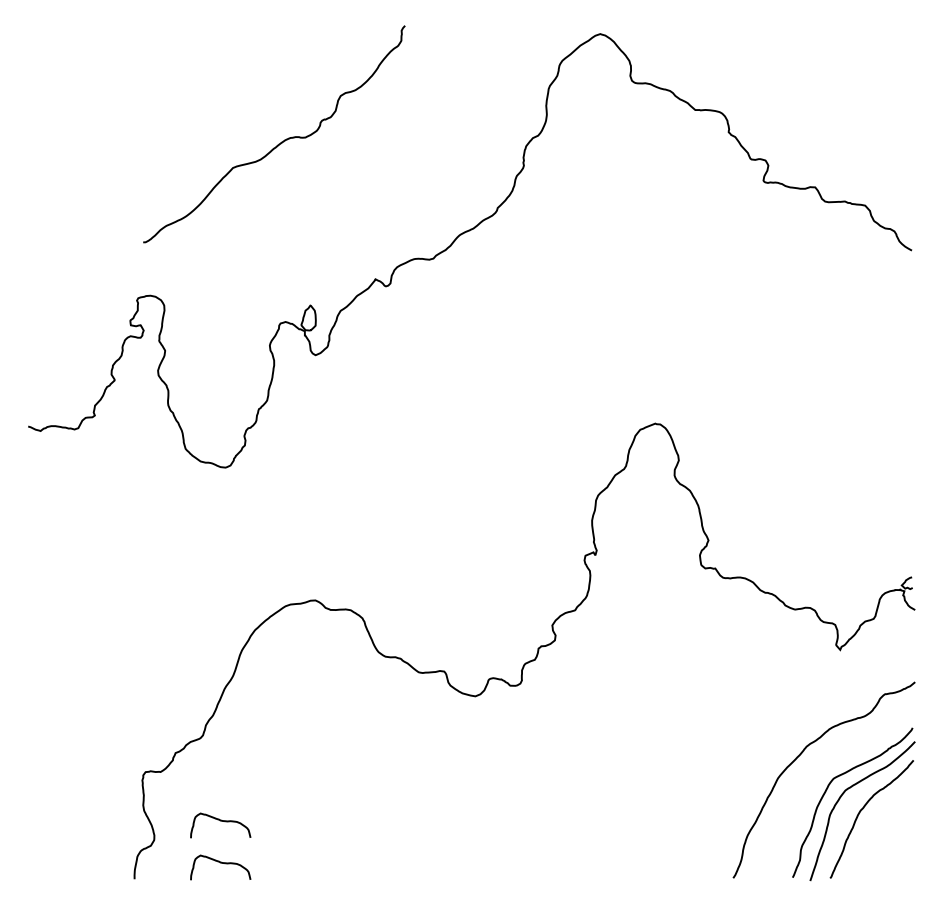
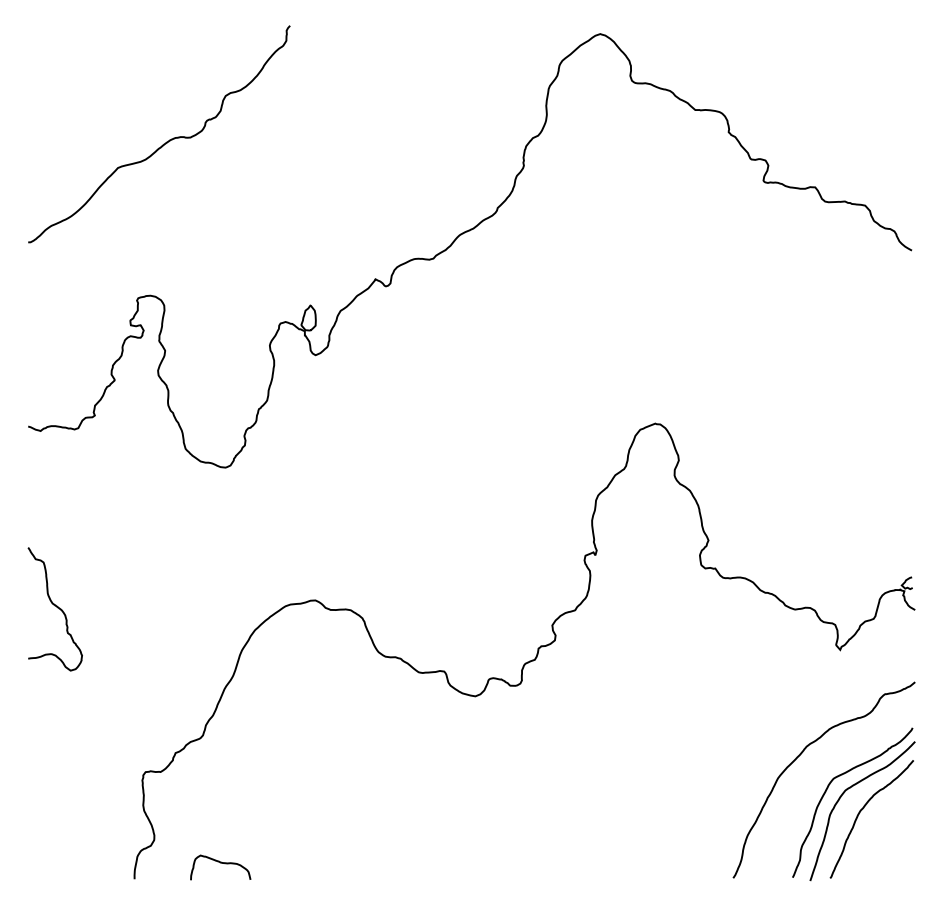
curve position: (278, 143) -> (163, 143) (163, 143)
curve: none -> present (56, 607)
curve: present -> none (220, 821)
